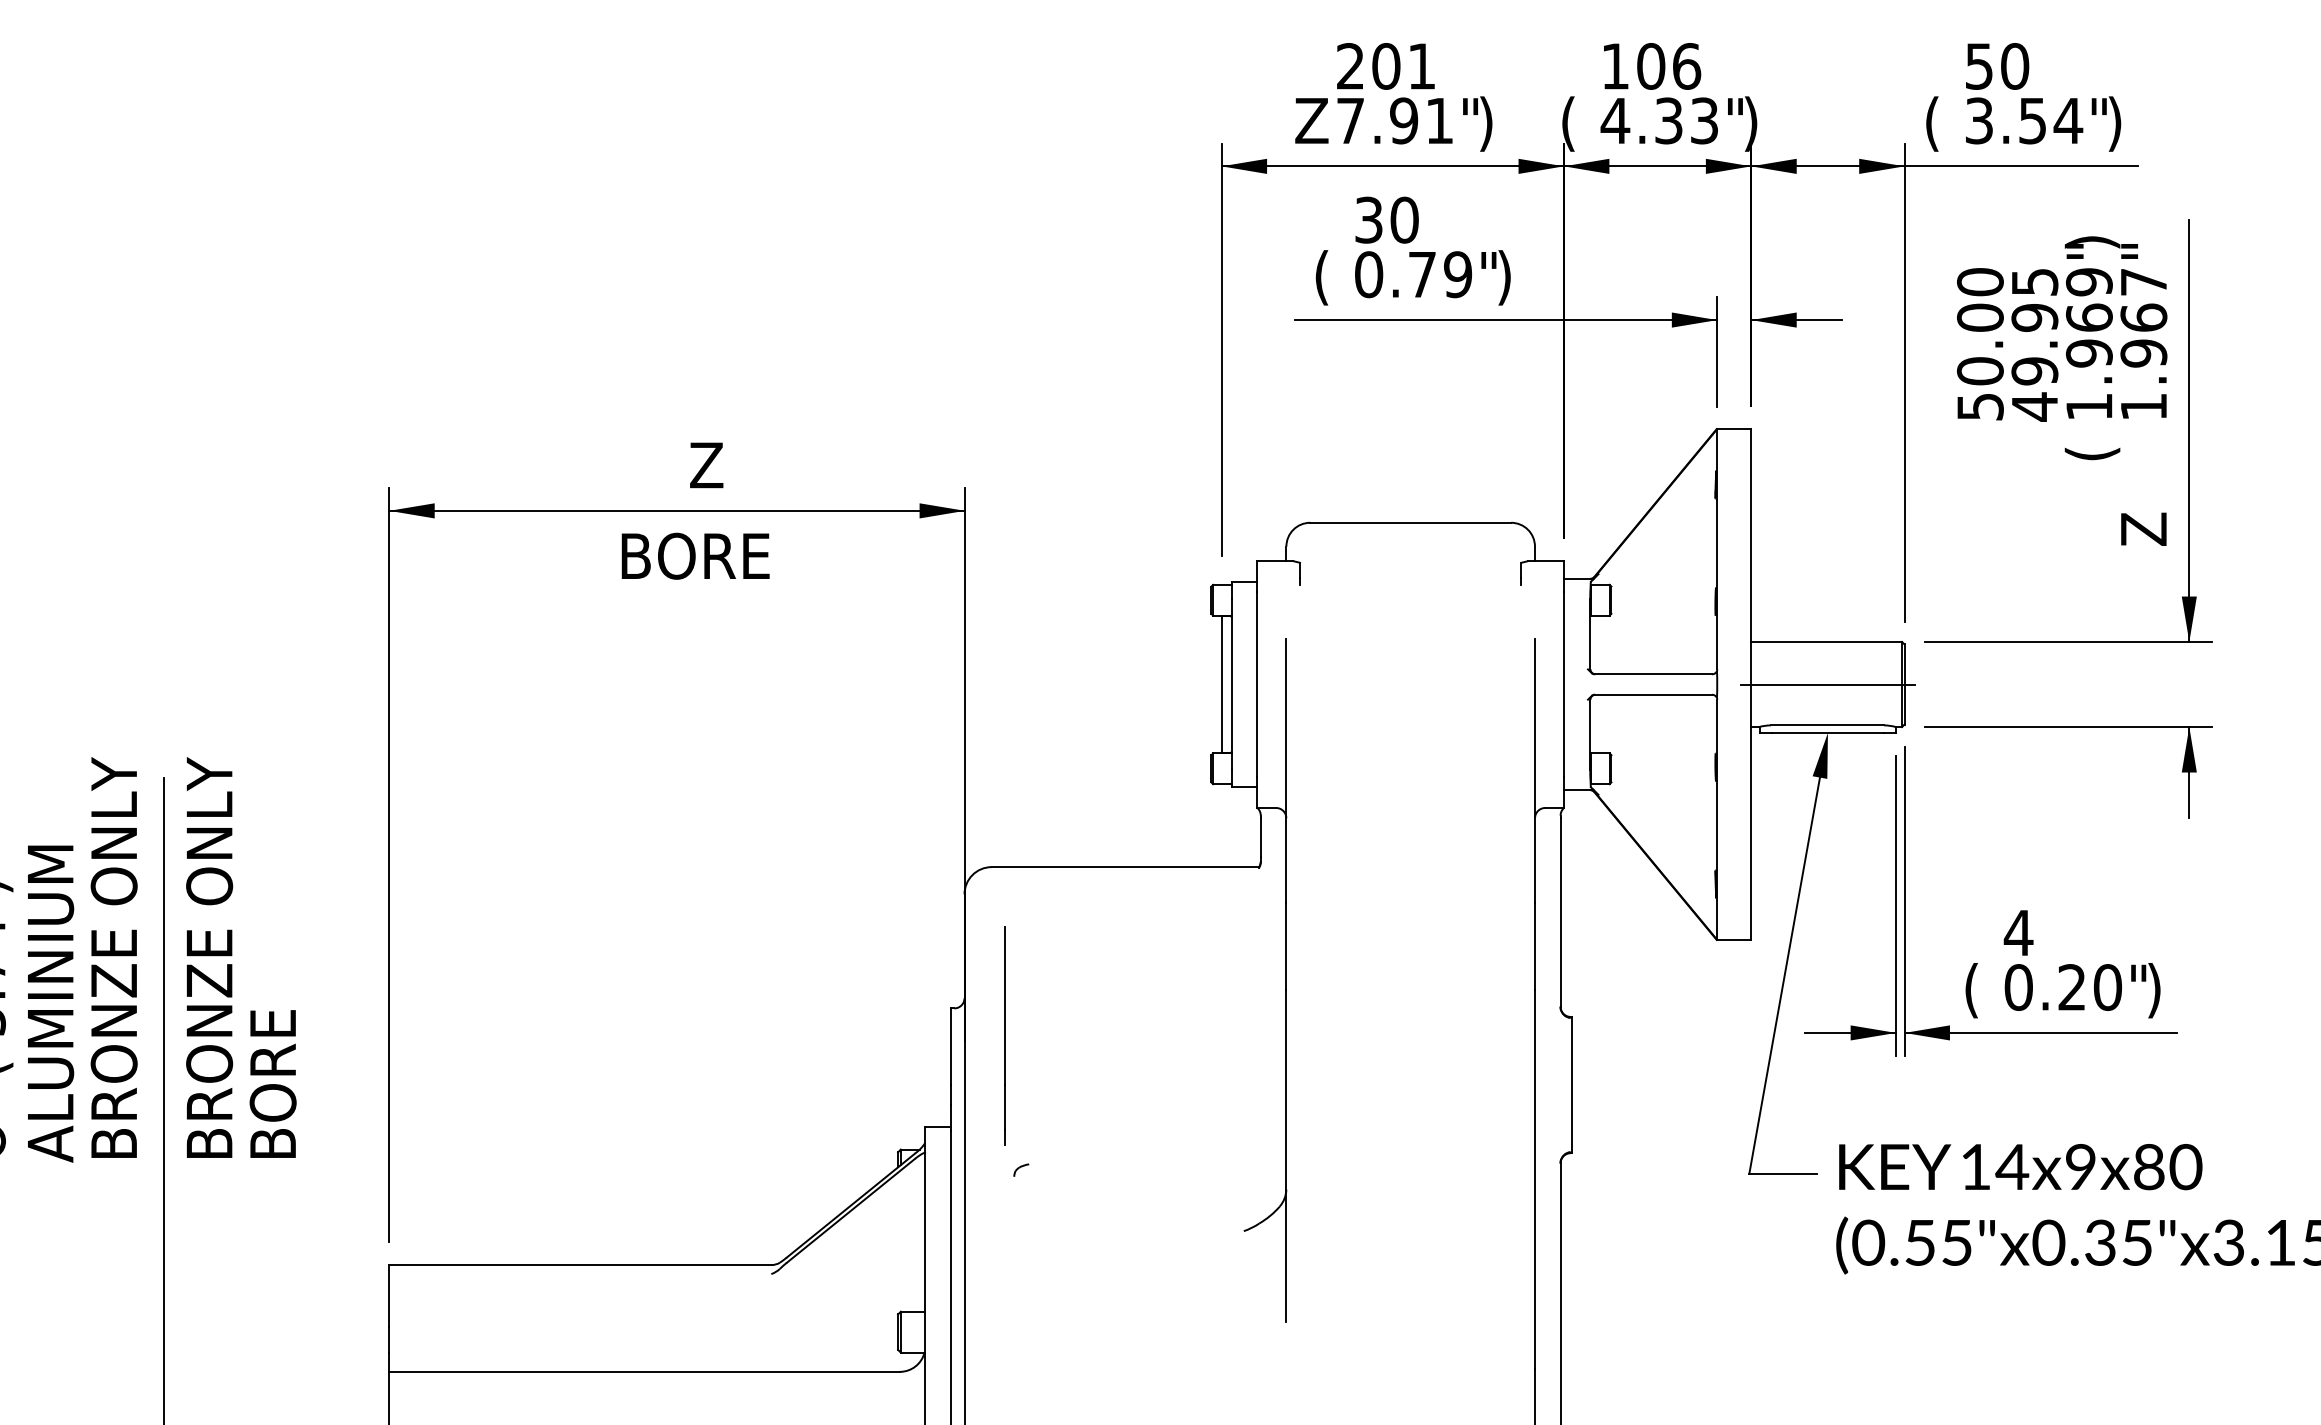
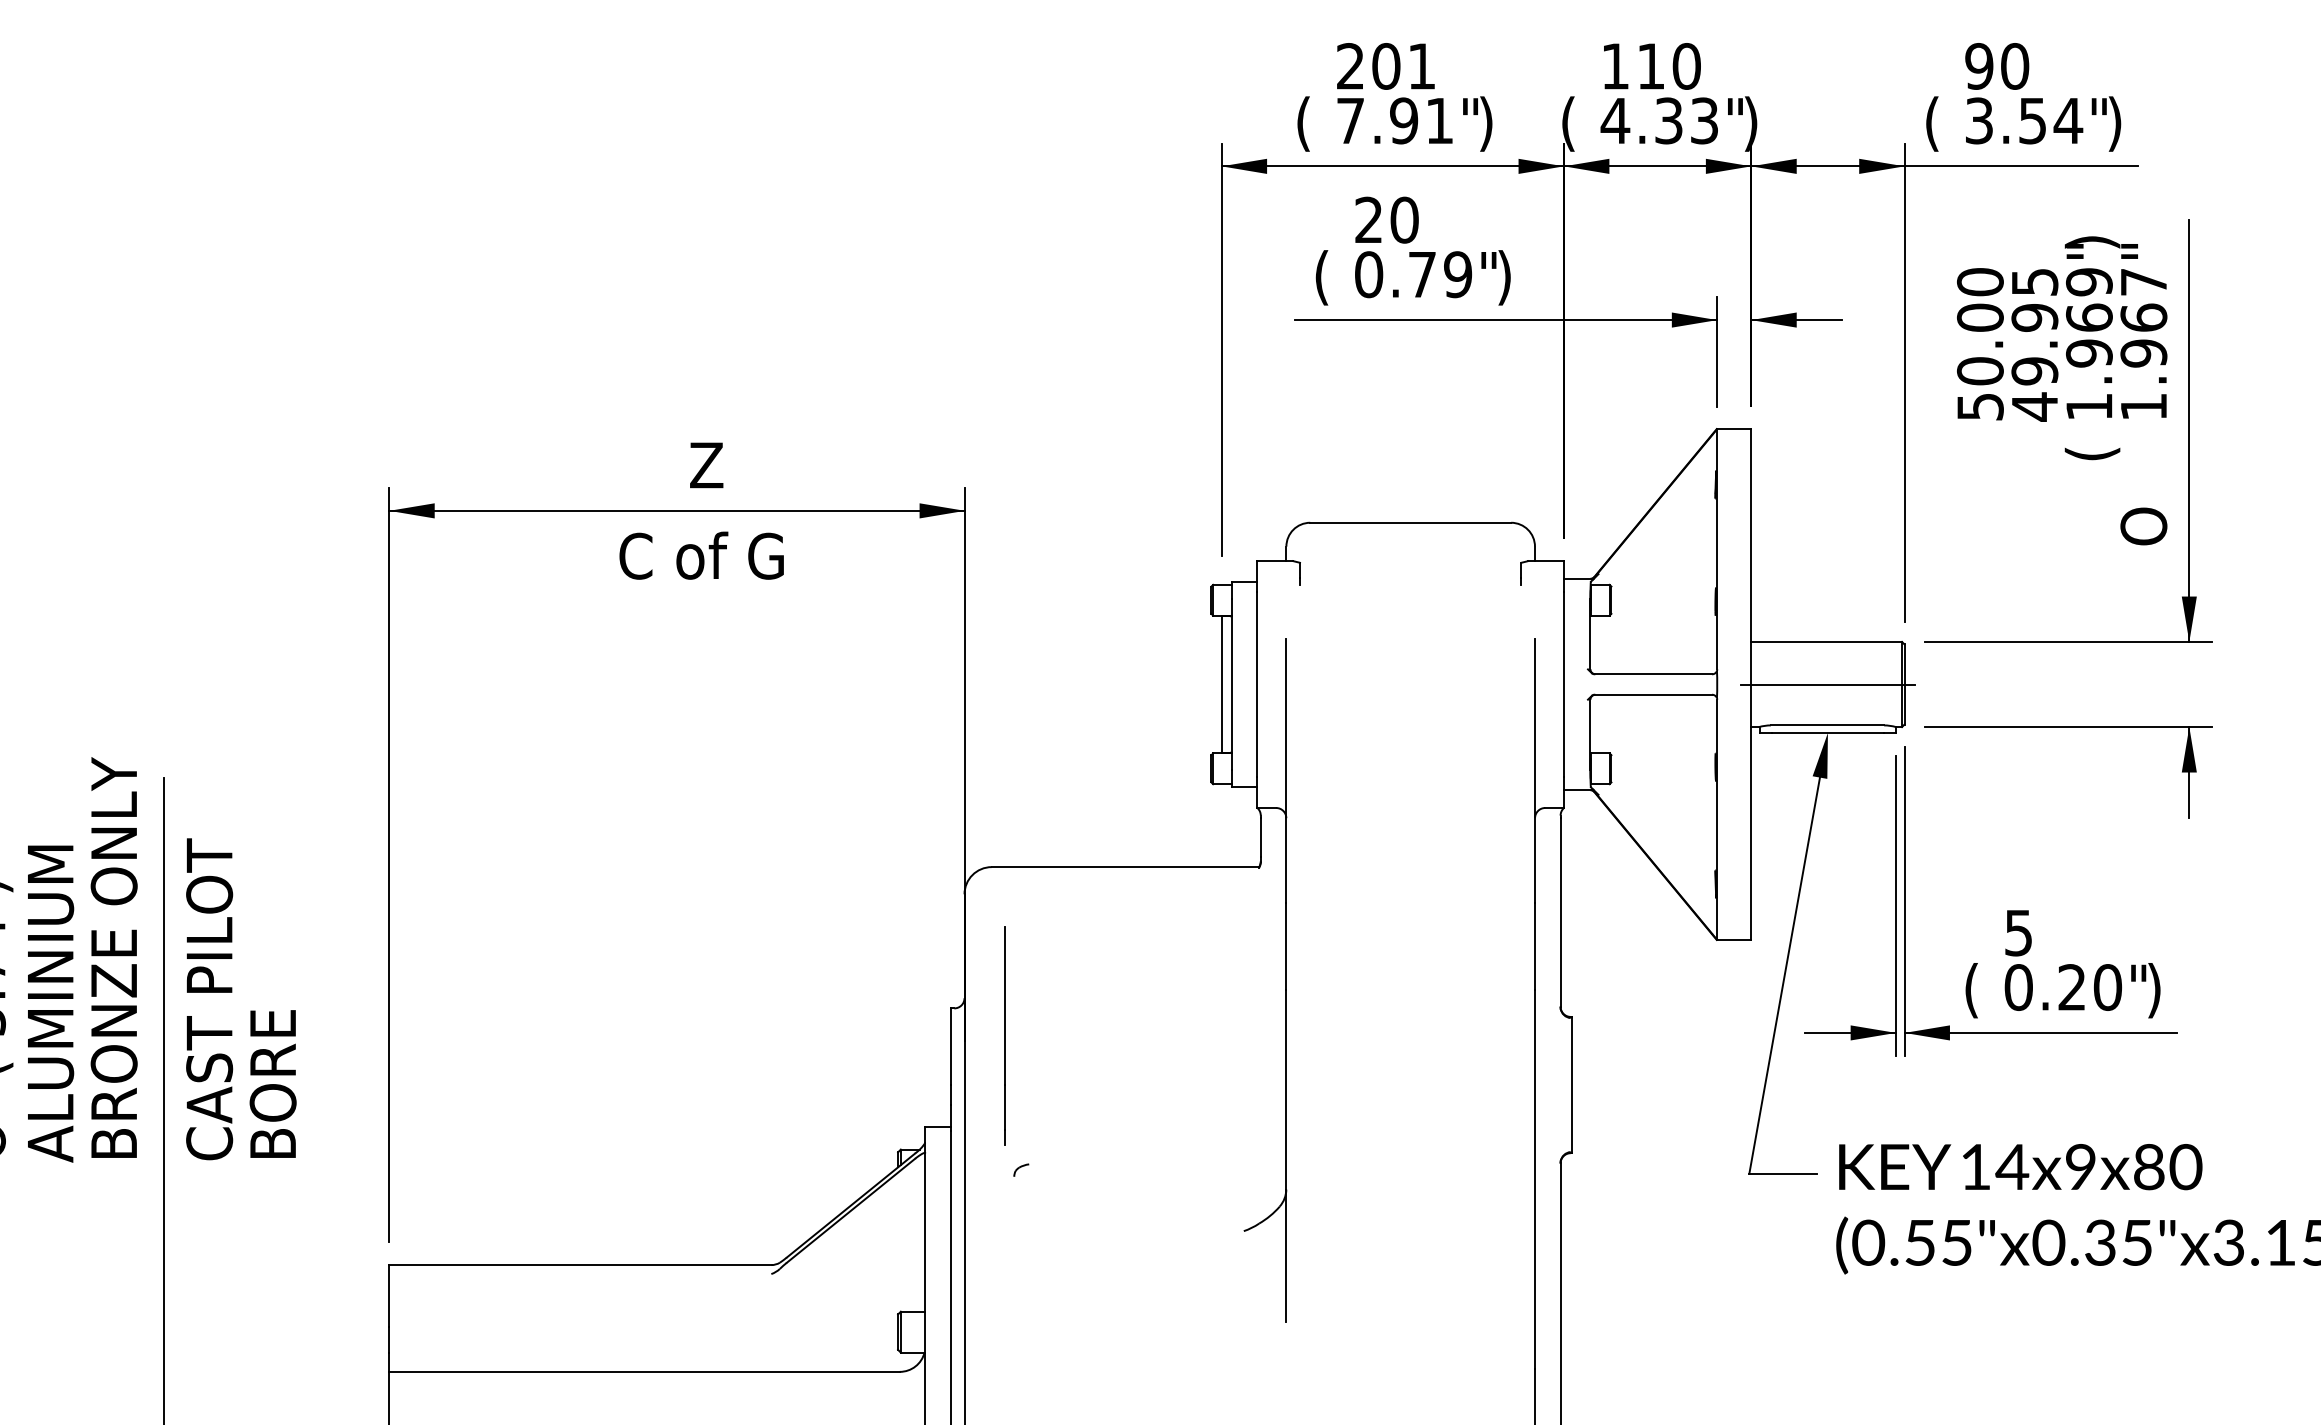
text: 106 -> 110 (1669, 66)
text: 50 -> 90 (1979, 66)
text: Z -> ( (1311, 123)
text: 30 -> 20 (1368, 219)
text: Z -> O (2143, 526)
text: BORE -> C of G (701, 555)
text: 4 -> 5 (2018, 933)
text: BRONZE ONLY -> CAST PILOT (209, 958)
